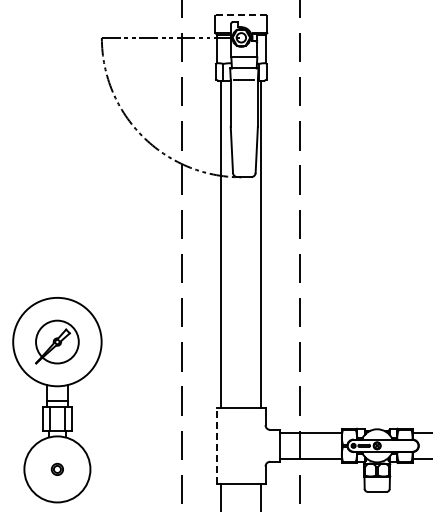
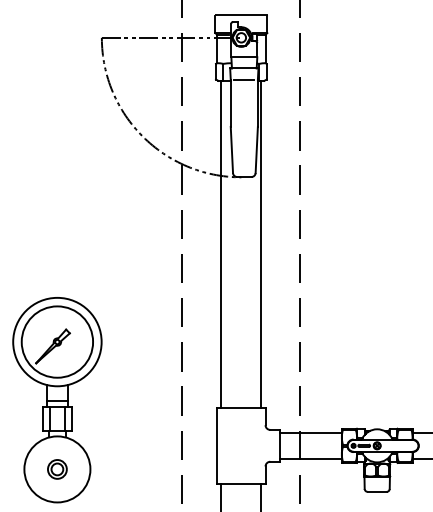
line: dashed -> solid (241, 15)
circle diameter: 43 px -> 71 px (57, 341)
line: dashed -> solid (217, 445)
part size: 14x14 px -> 21x21 px (57, 469)
